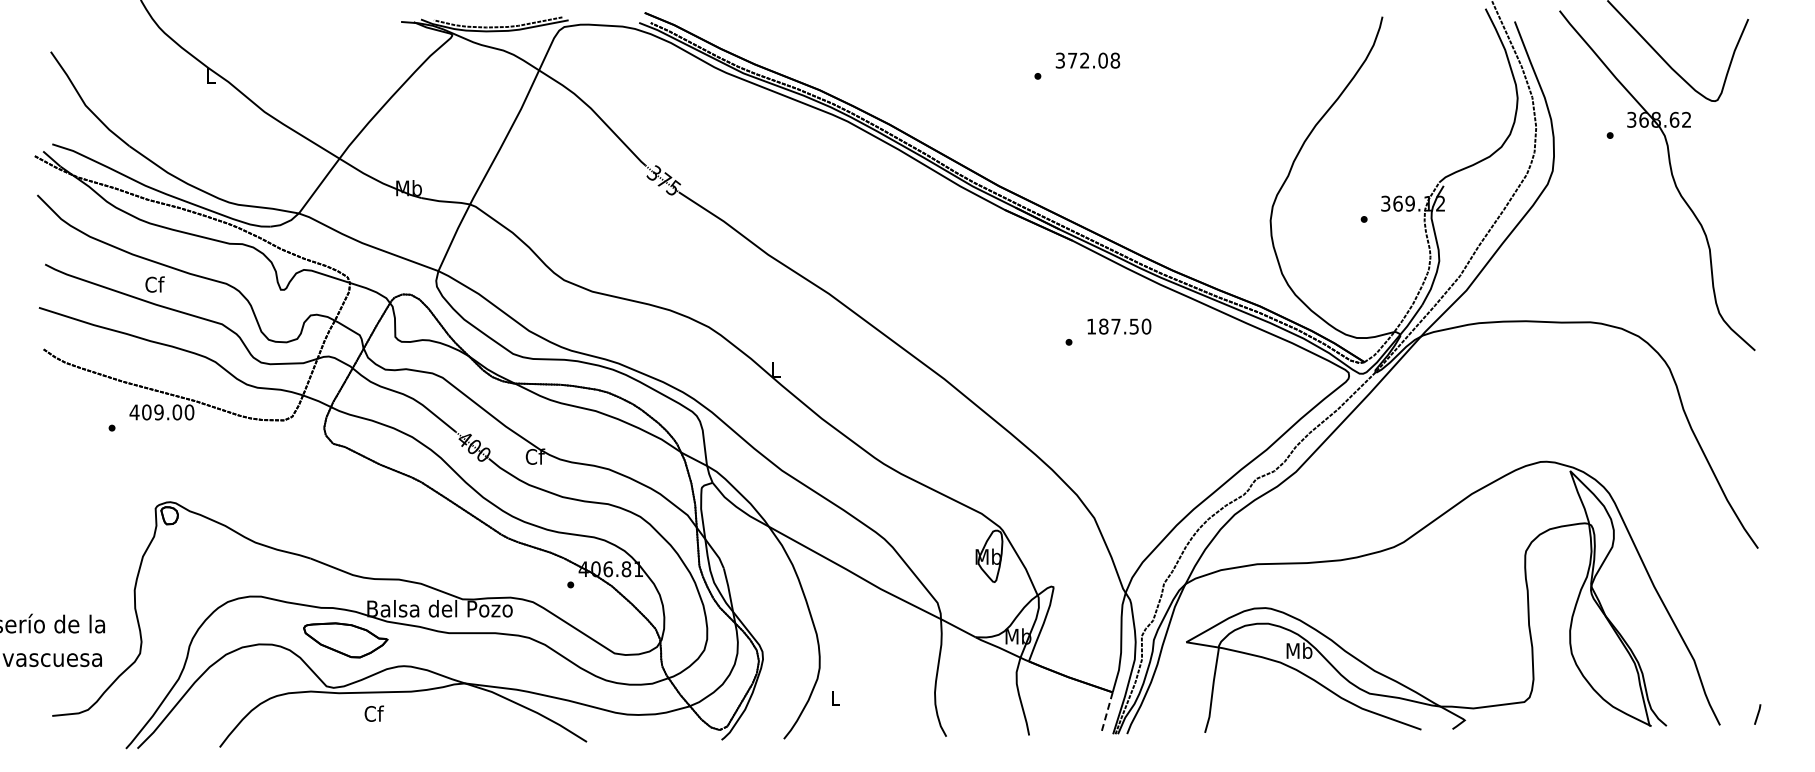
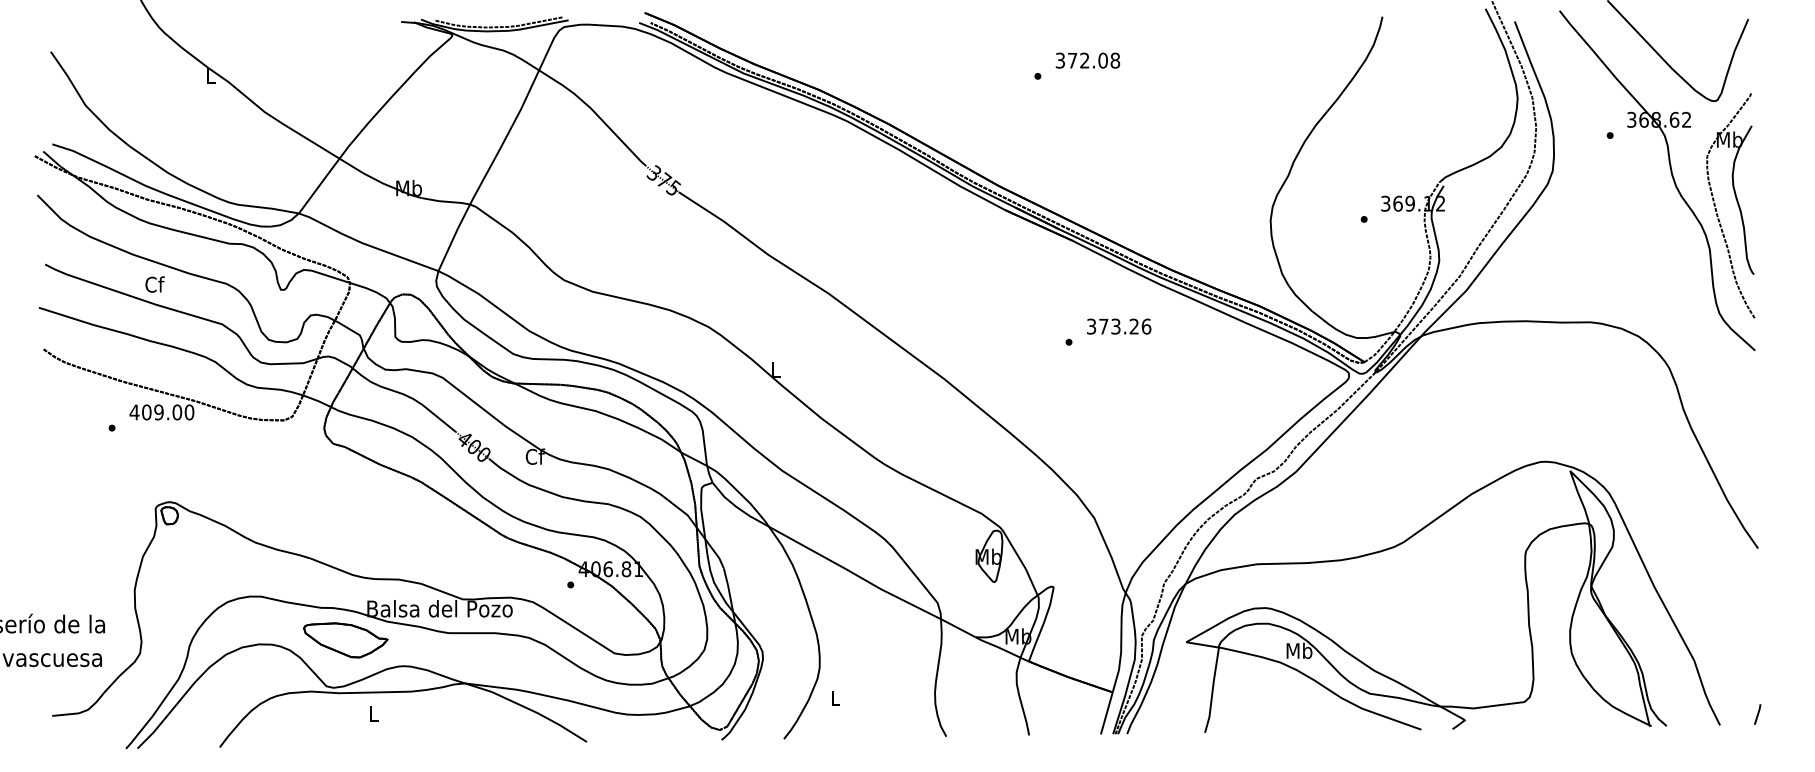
part: none -> present (1736, 202)
text: 187.50 -> 373.26 (1119, 326)
text: Cf -> L (374, 713)
line: dashed -> solid (1106, 713)
